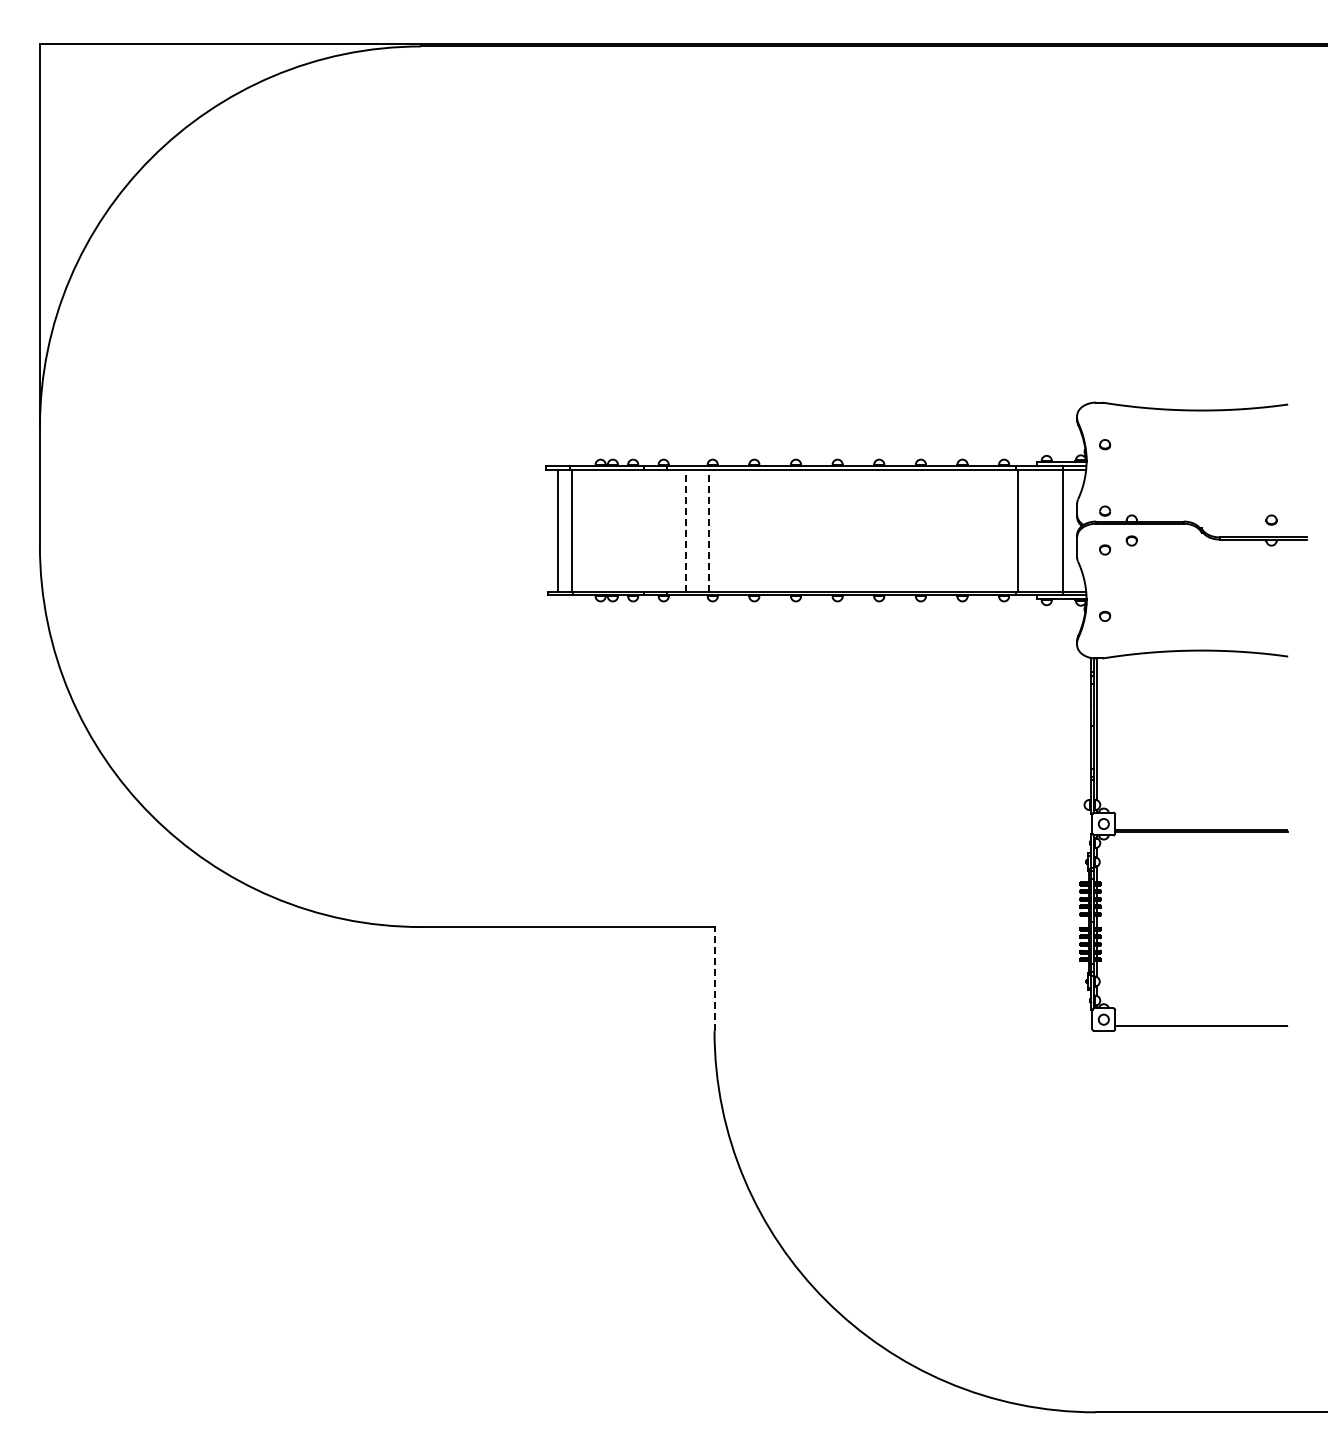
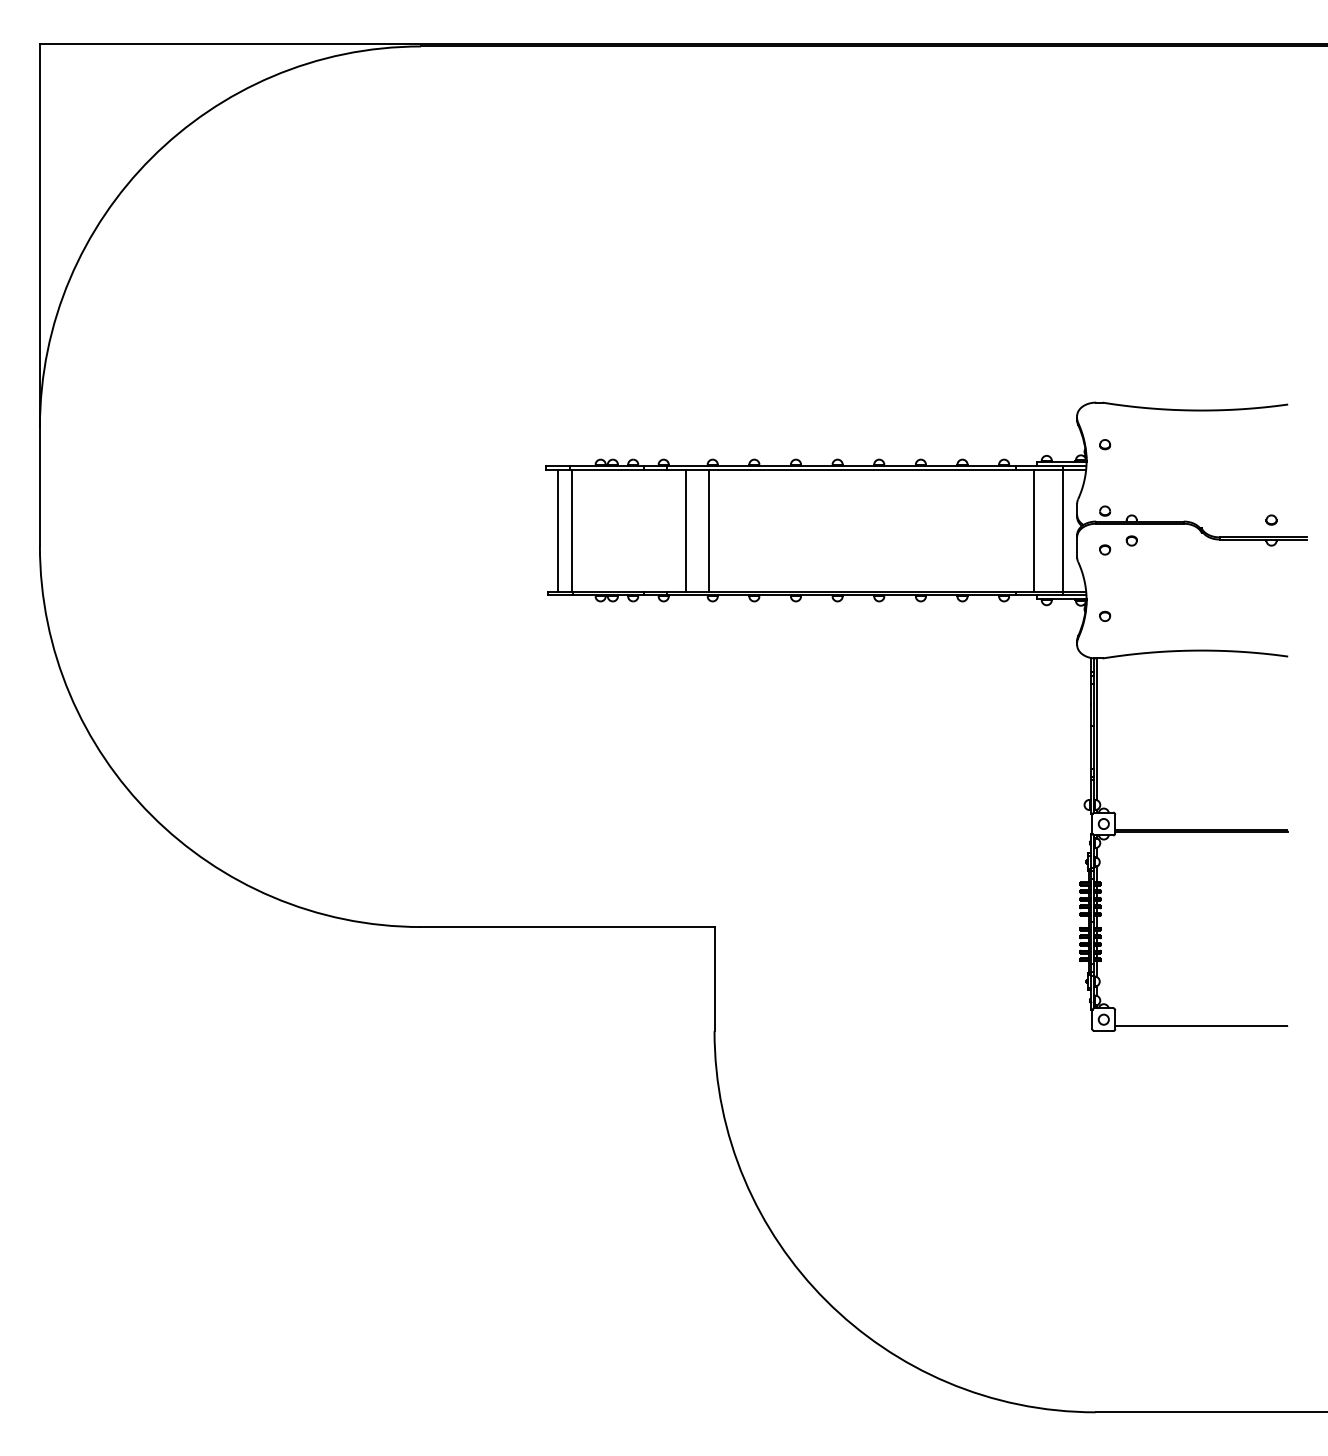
line: dashed -> solid (686, 530)
line: dashed -> solid (709, 530)
line position: (1017, 530) -> (1033, 530) (1033, 530)
line: dashed -> solid (714, 978)
